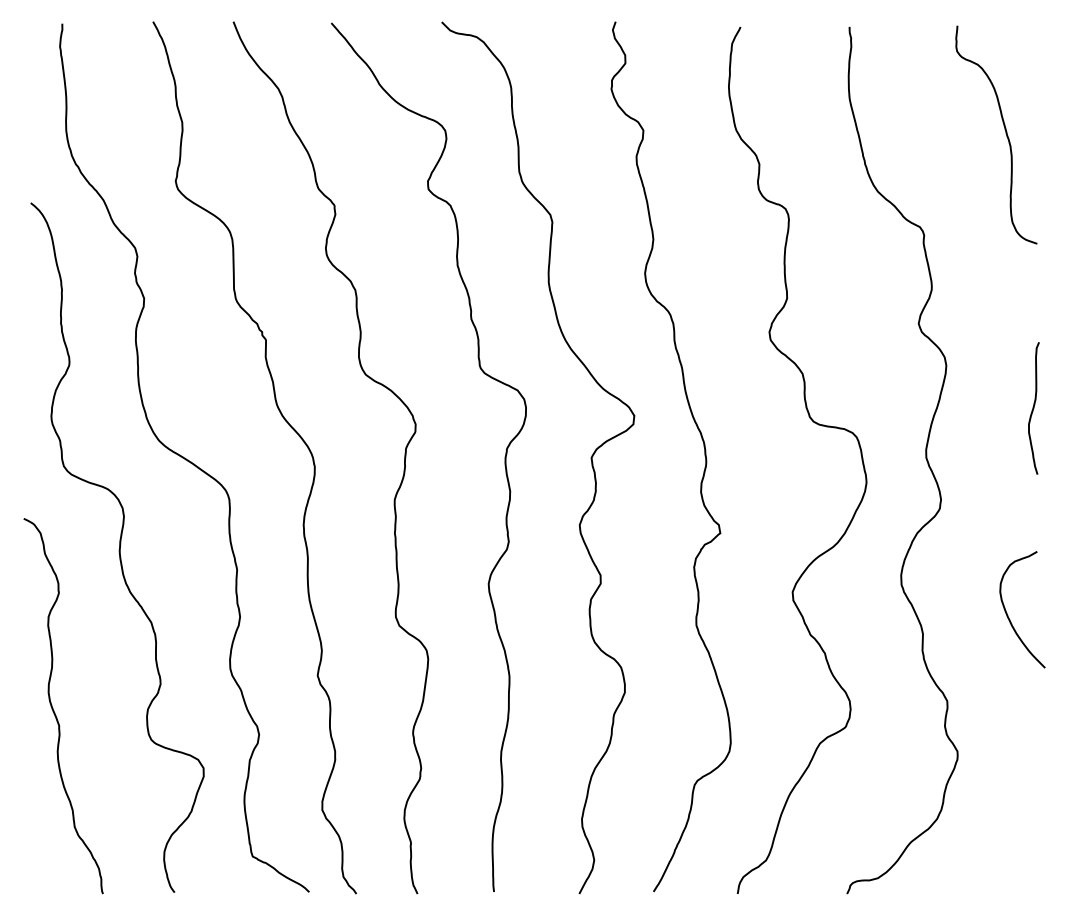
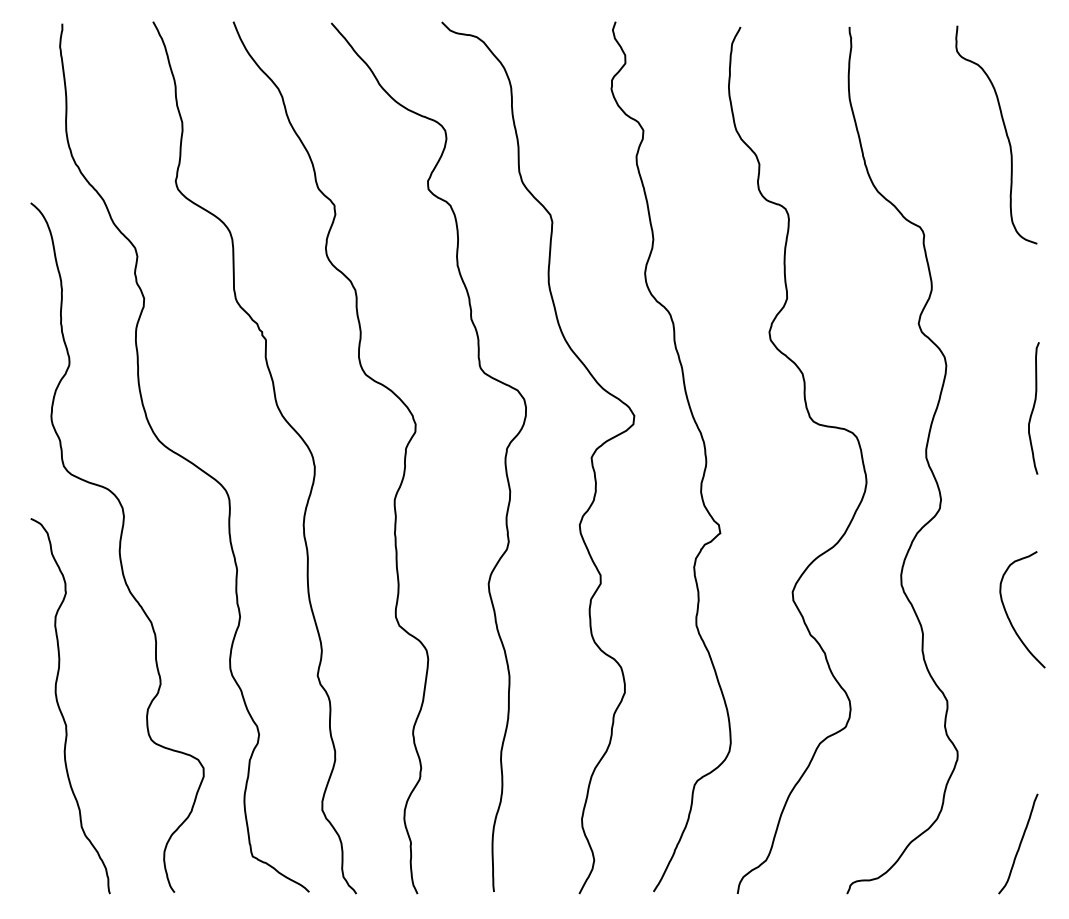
curve position: (54, 710) -> (61, 710) (61, 710)
curve: none -> present (1019, 843)
